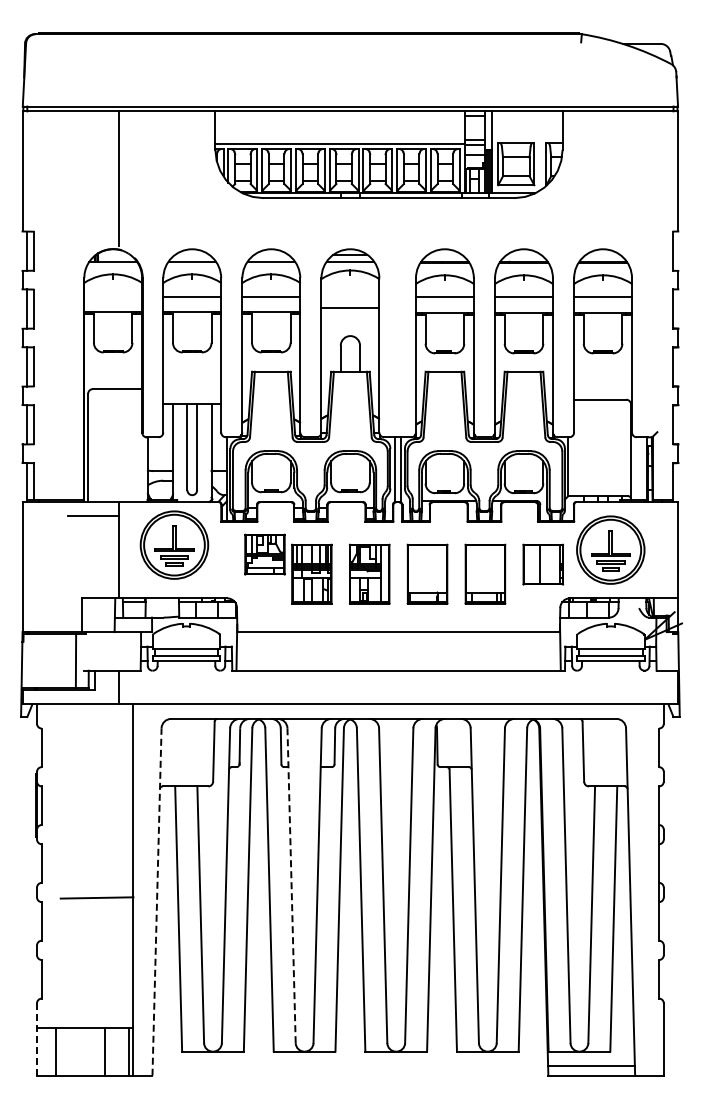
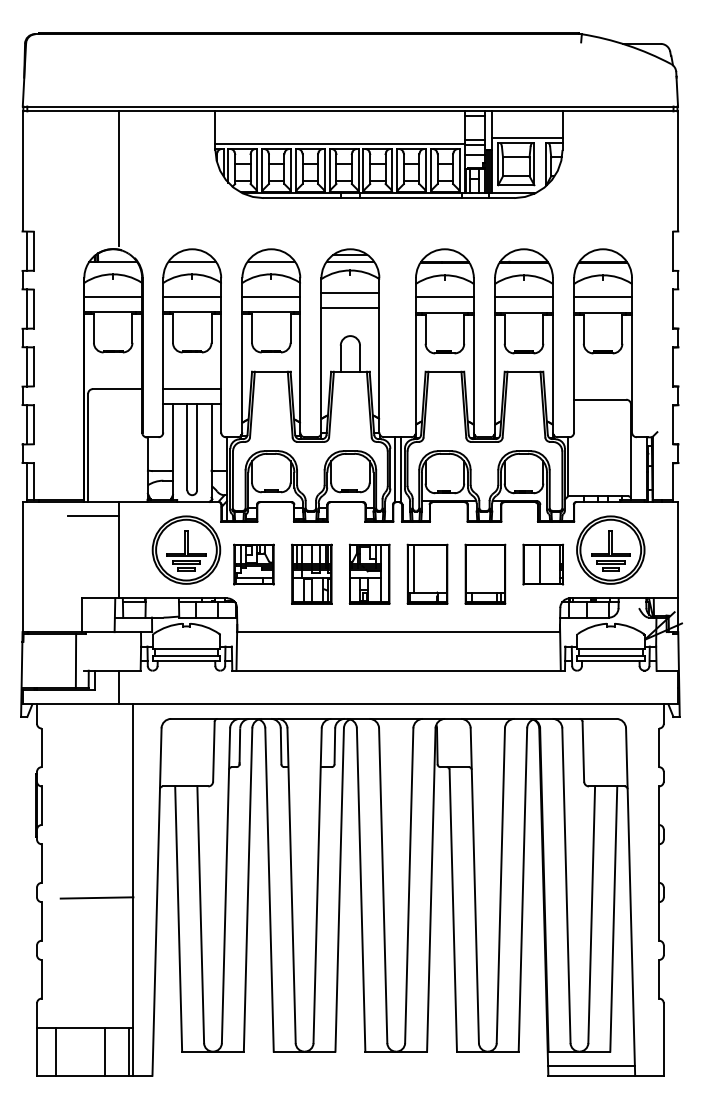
line: none -> present (527, 138)
line: none -> present (350, 292)
line: none -> present (113, 296)
line: none -> present (192, 389)
part position: (174, 544) -> (186, 549) (186, 549)
part position: (264, 554) -> (253, 564) (253, 564)
line: none -> present (414, 568)
line: dashed -> solid (291, 885)
line: dashed -> solid (157, 902)
line: dashed -> solid (37, 1039)
